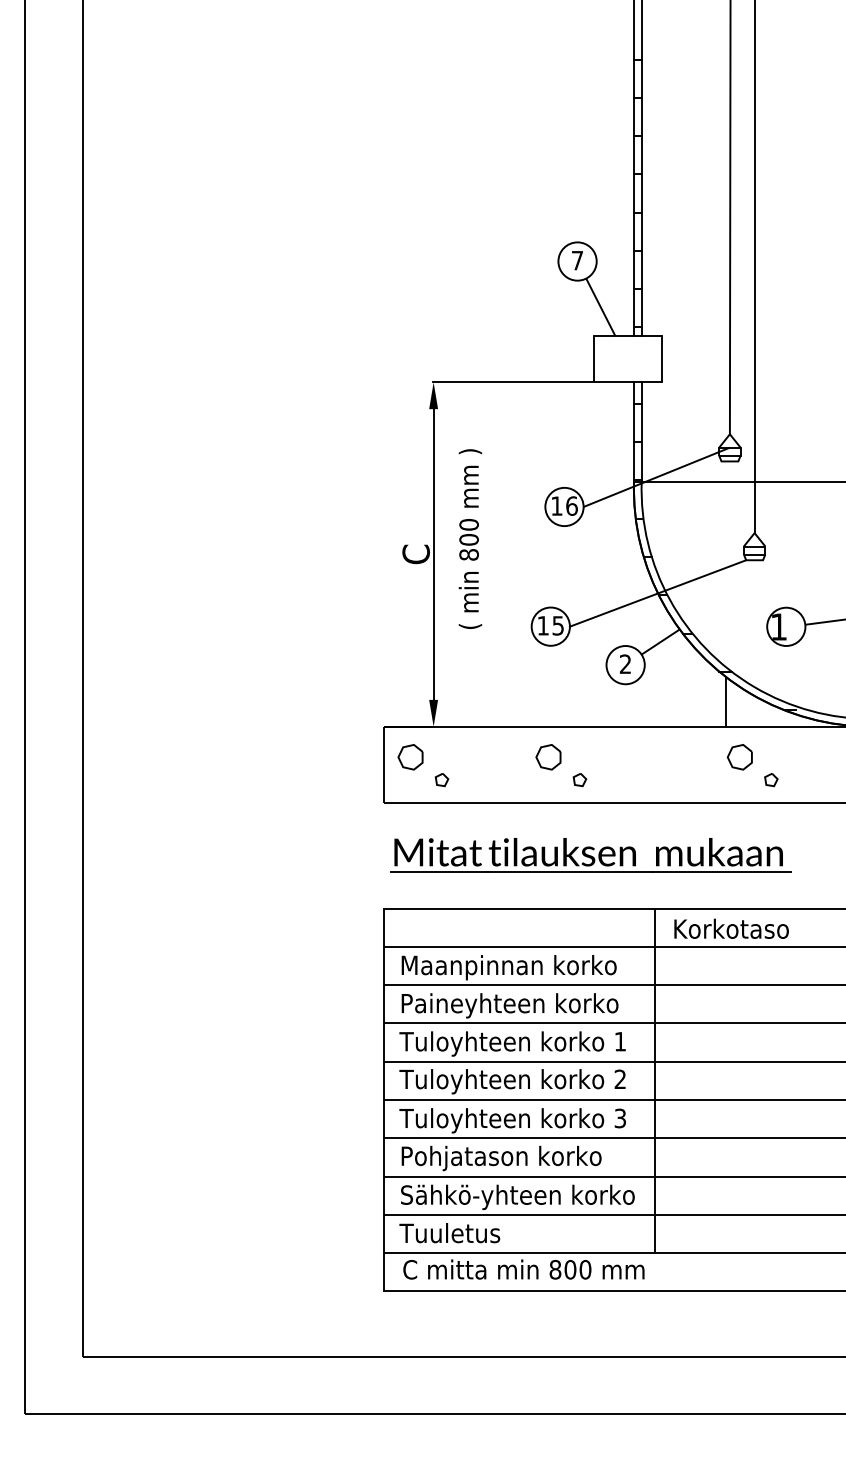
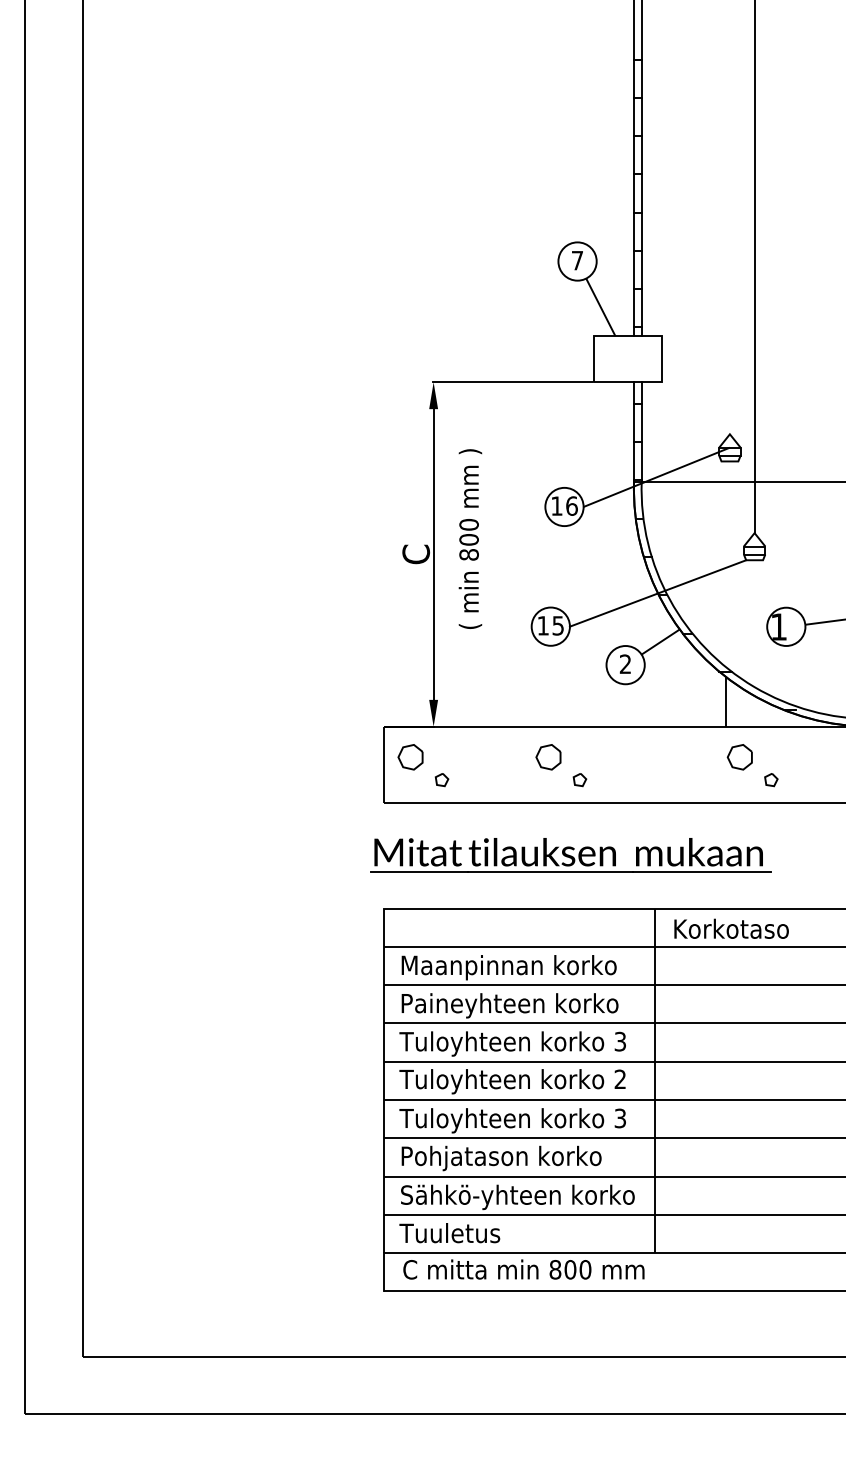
line: present -> none (729, 218)
part position: (590, 855) -> (570, 855) (570, 855)
text: 1 -> 3 (619, 1041)
